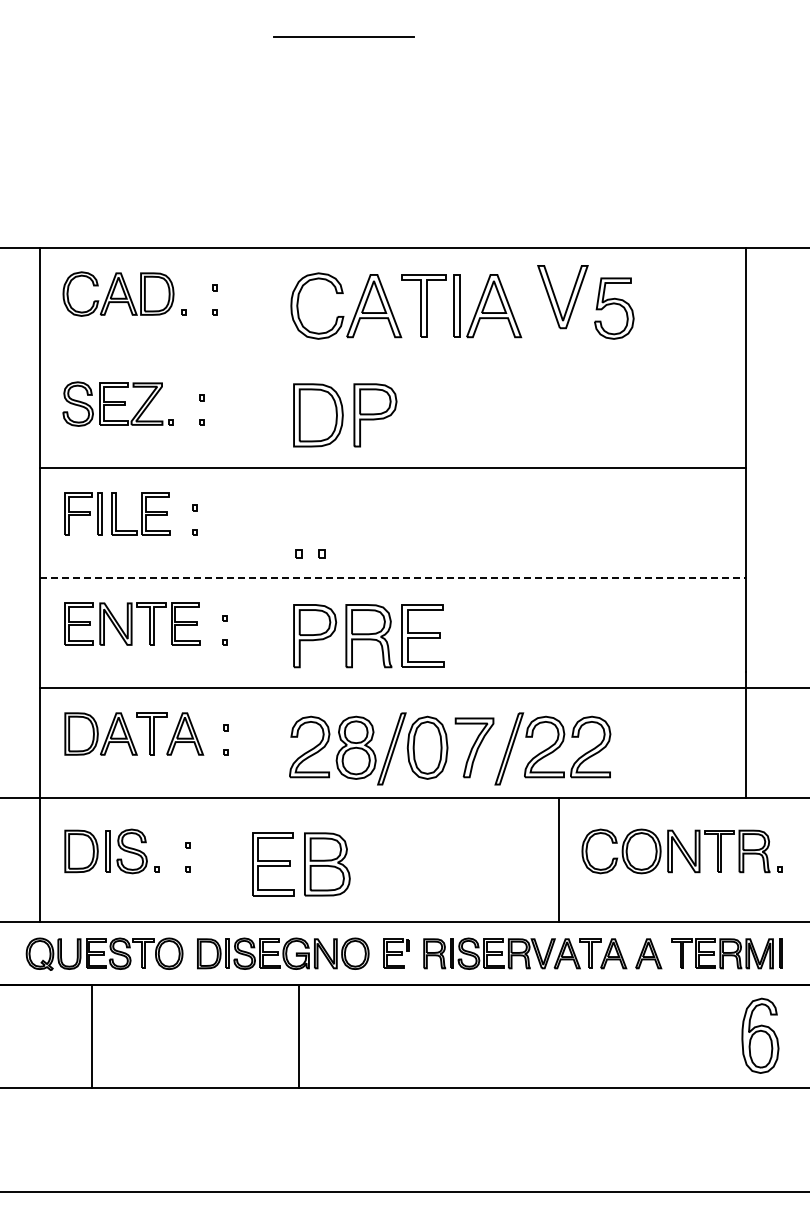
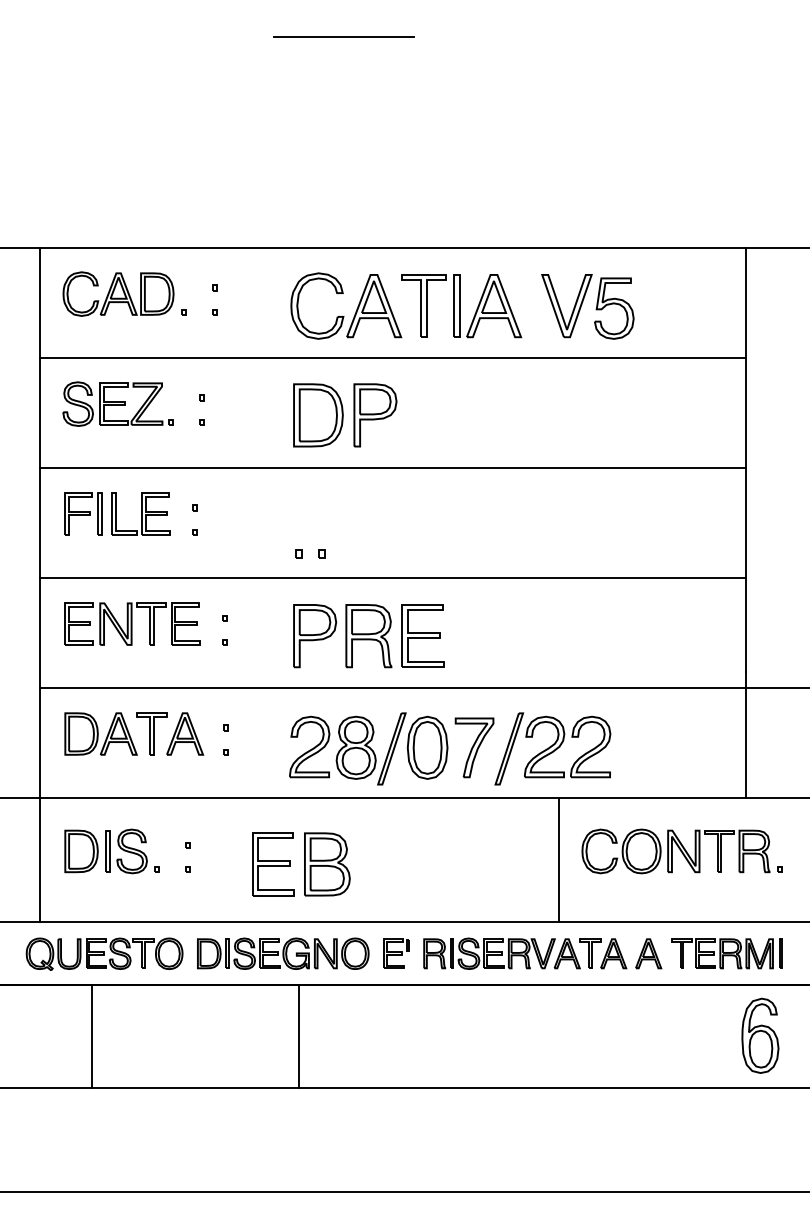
part position: (556, 298) -> (560, 307) (560, 307)
line: none -> present (392, 357)
line: dashed -> solid (392, 577)
